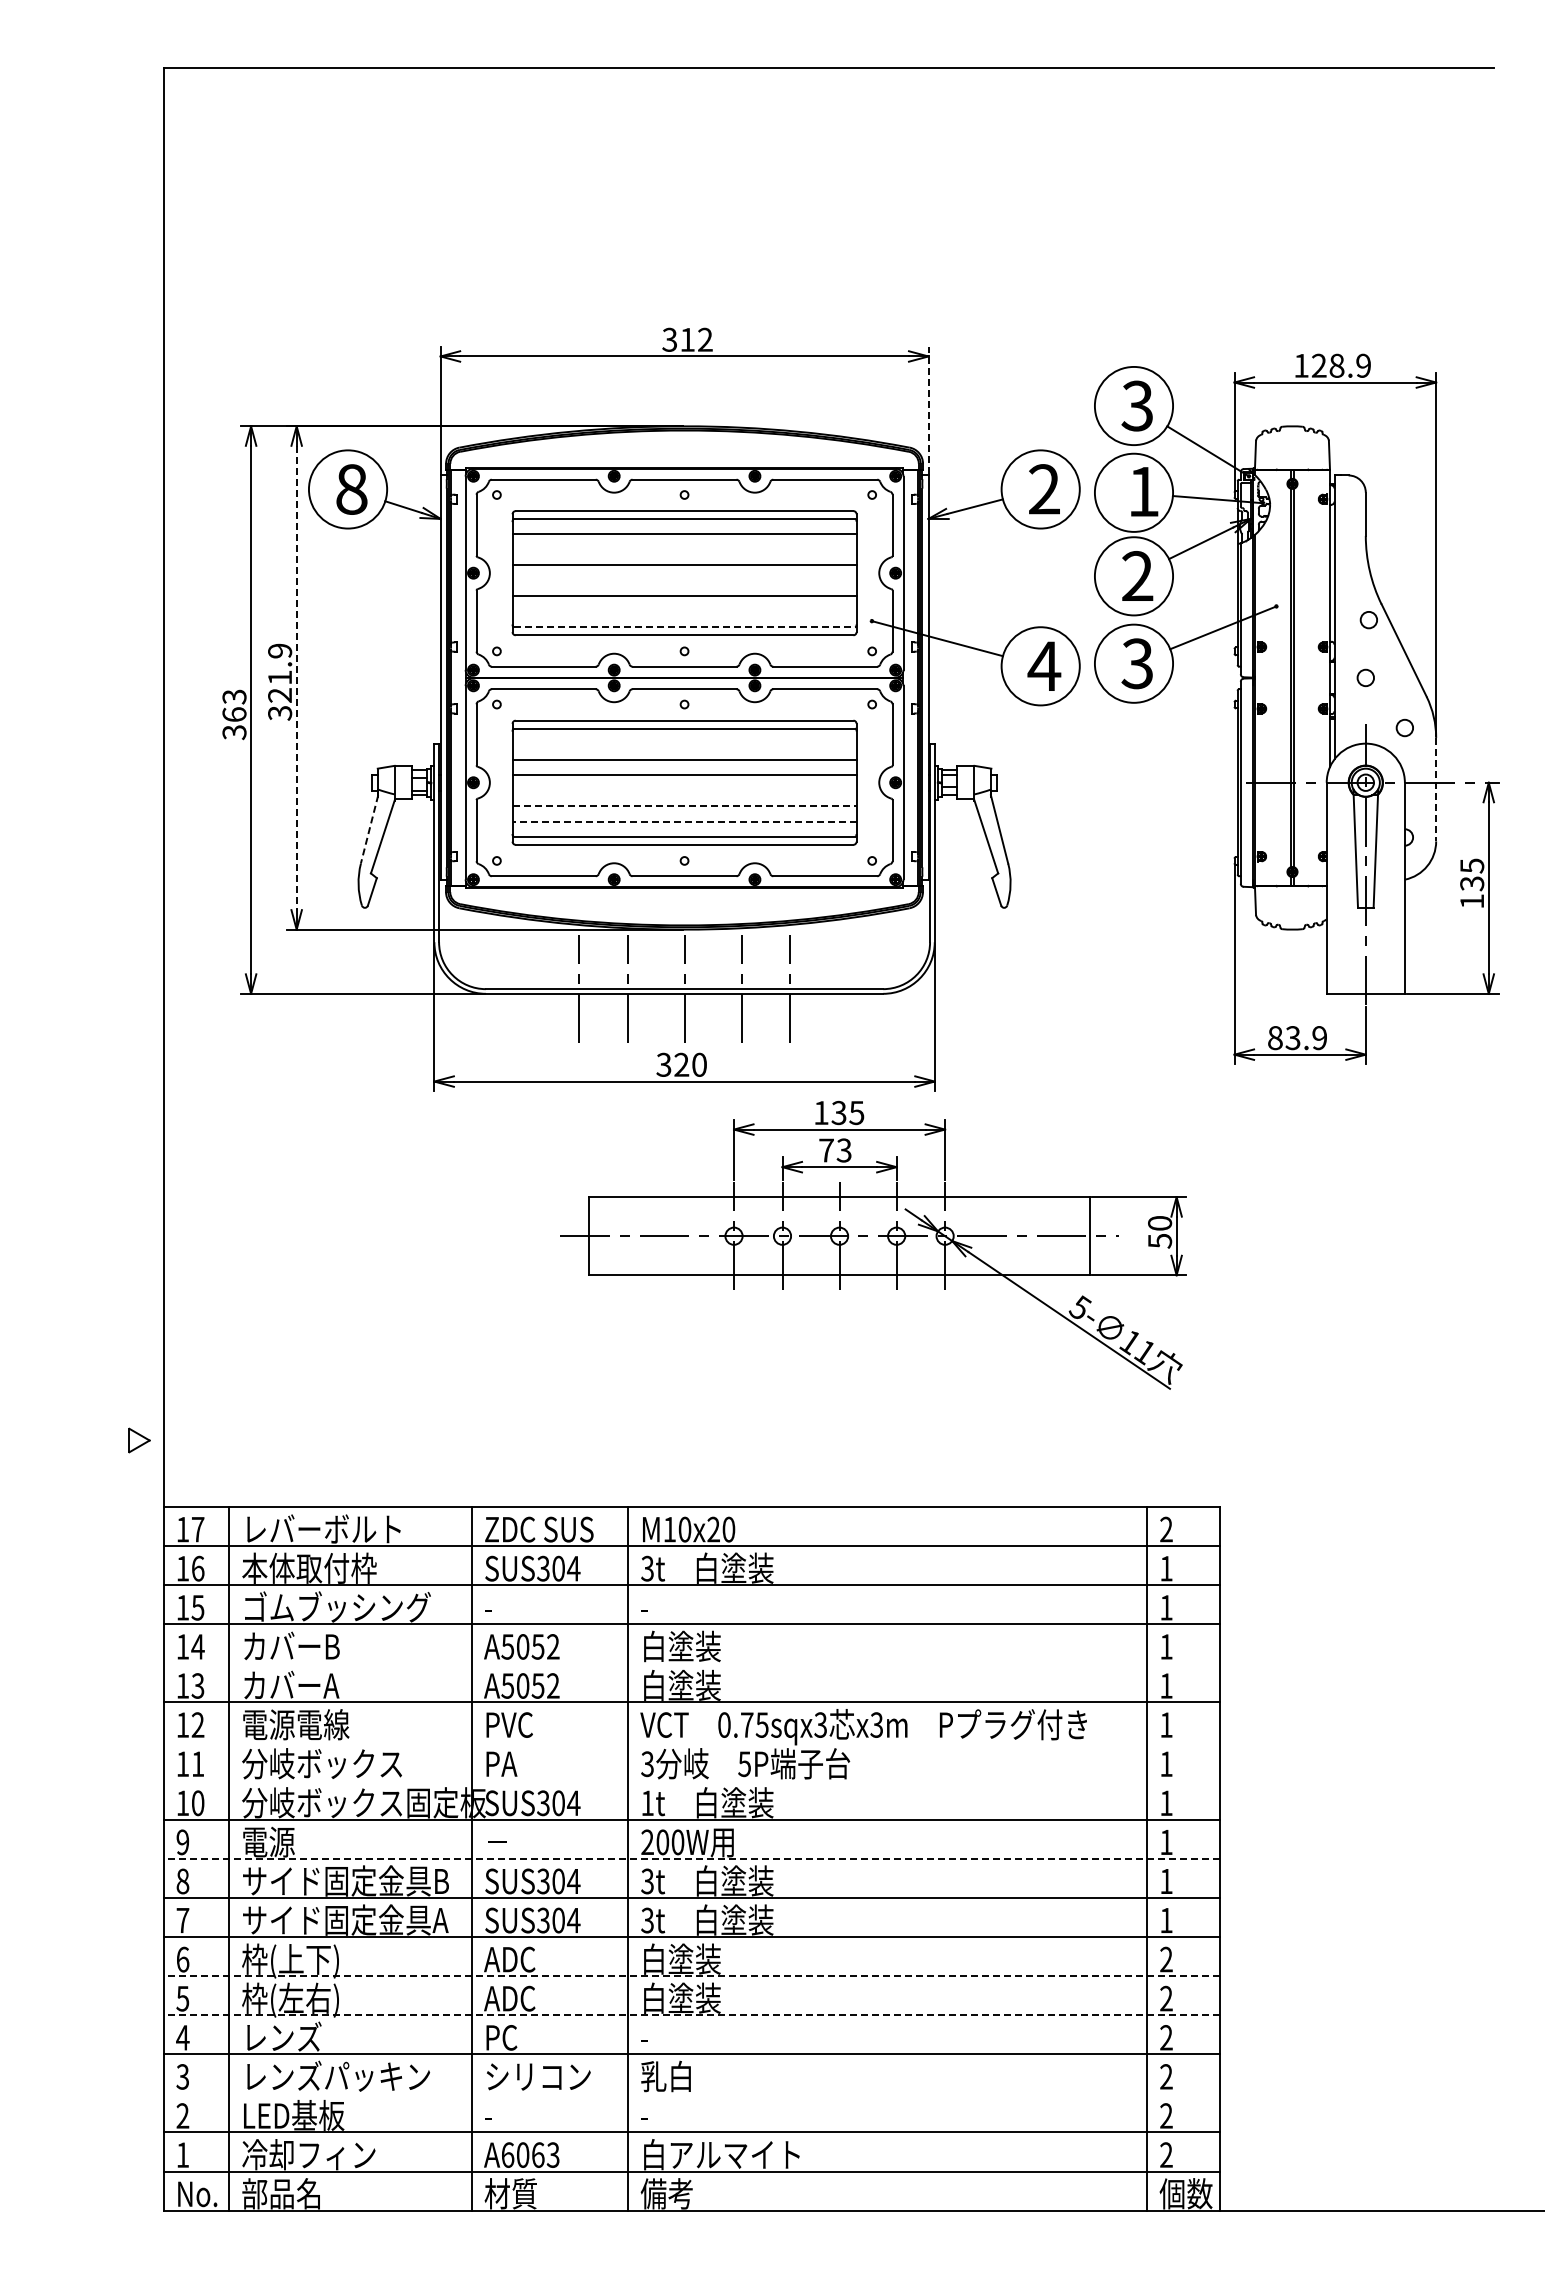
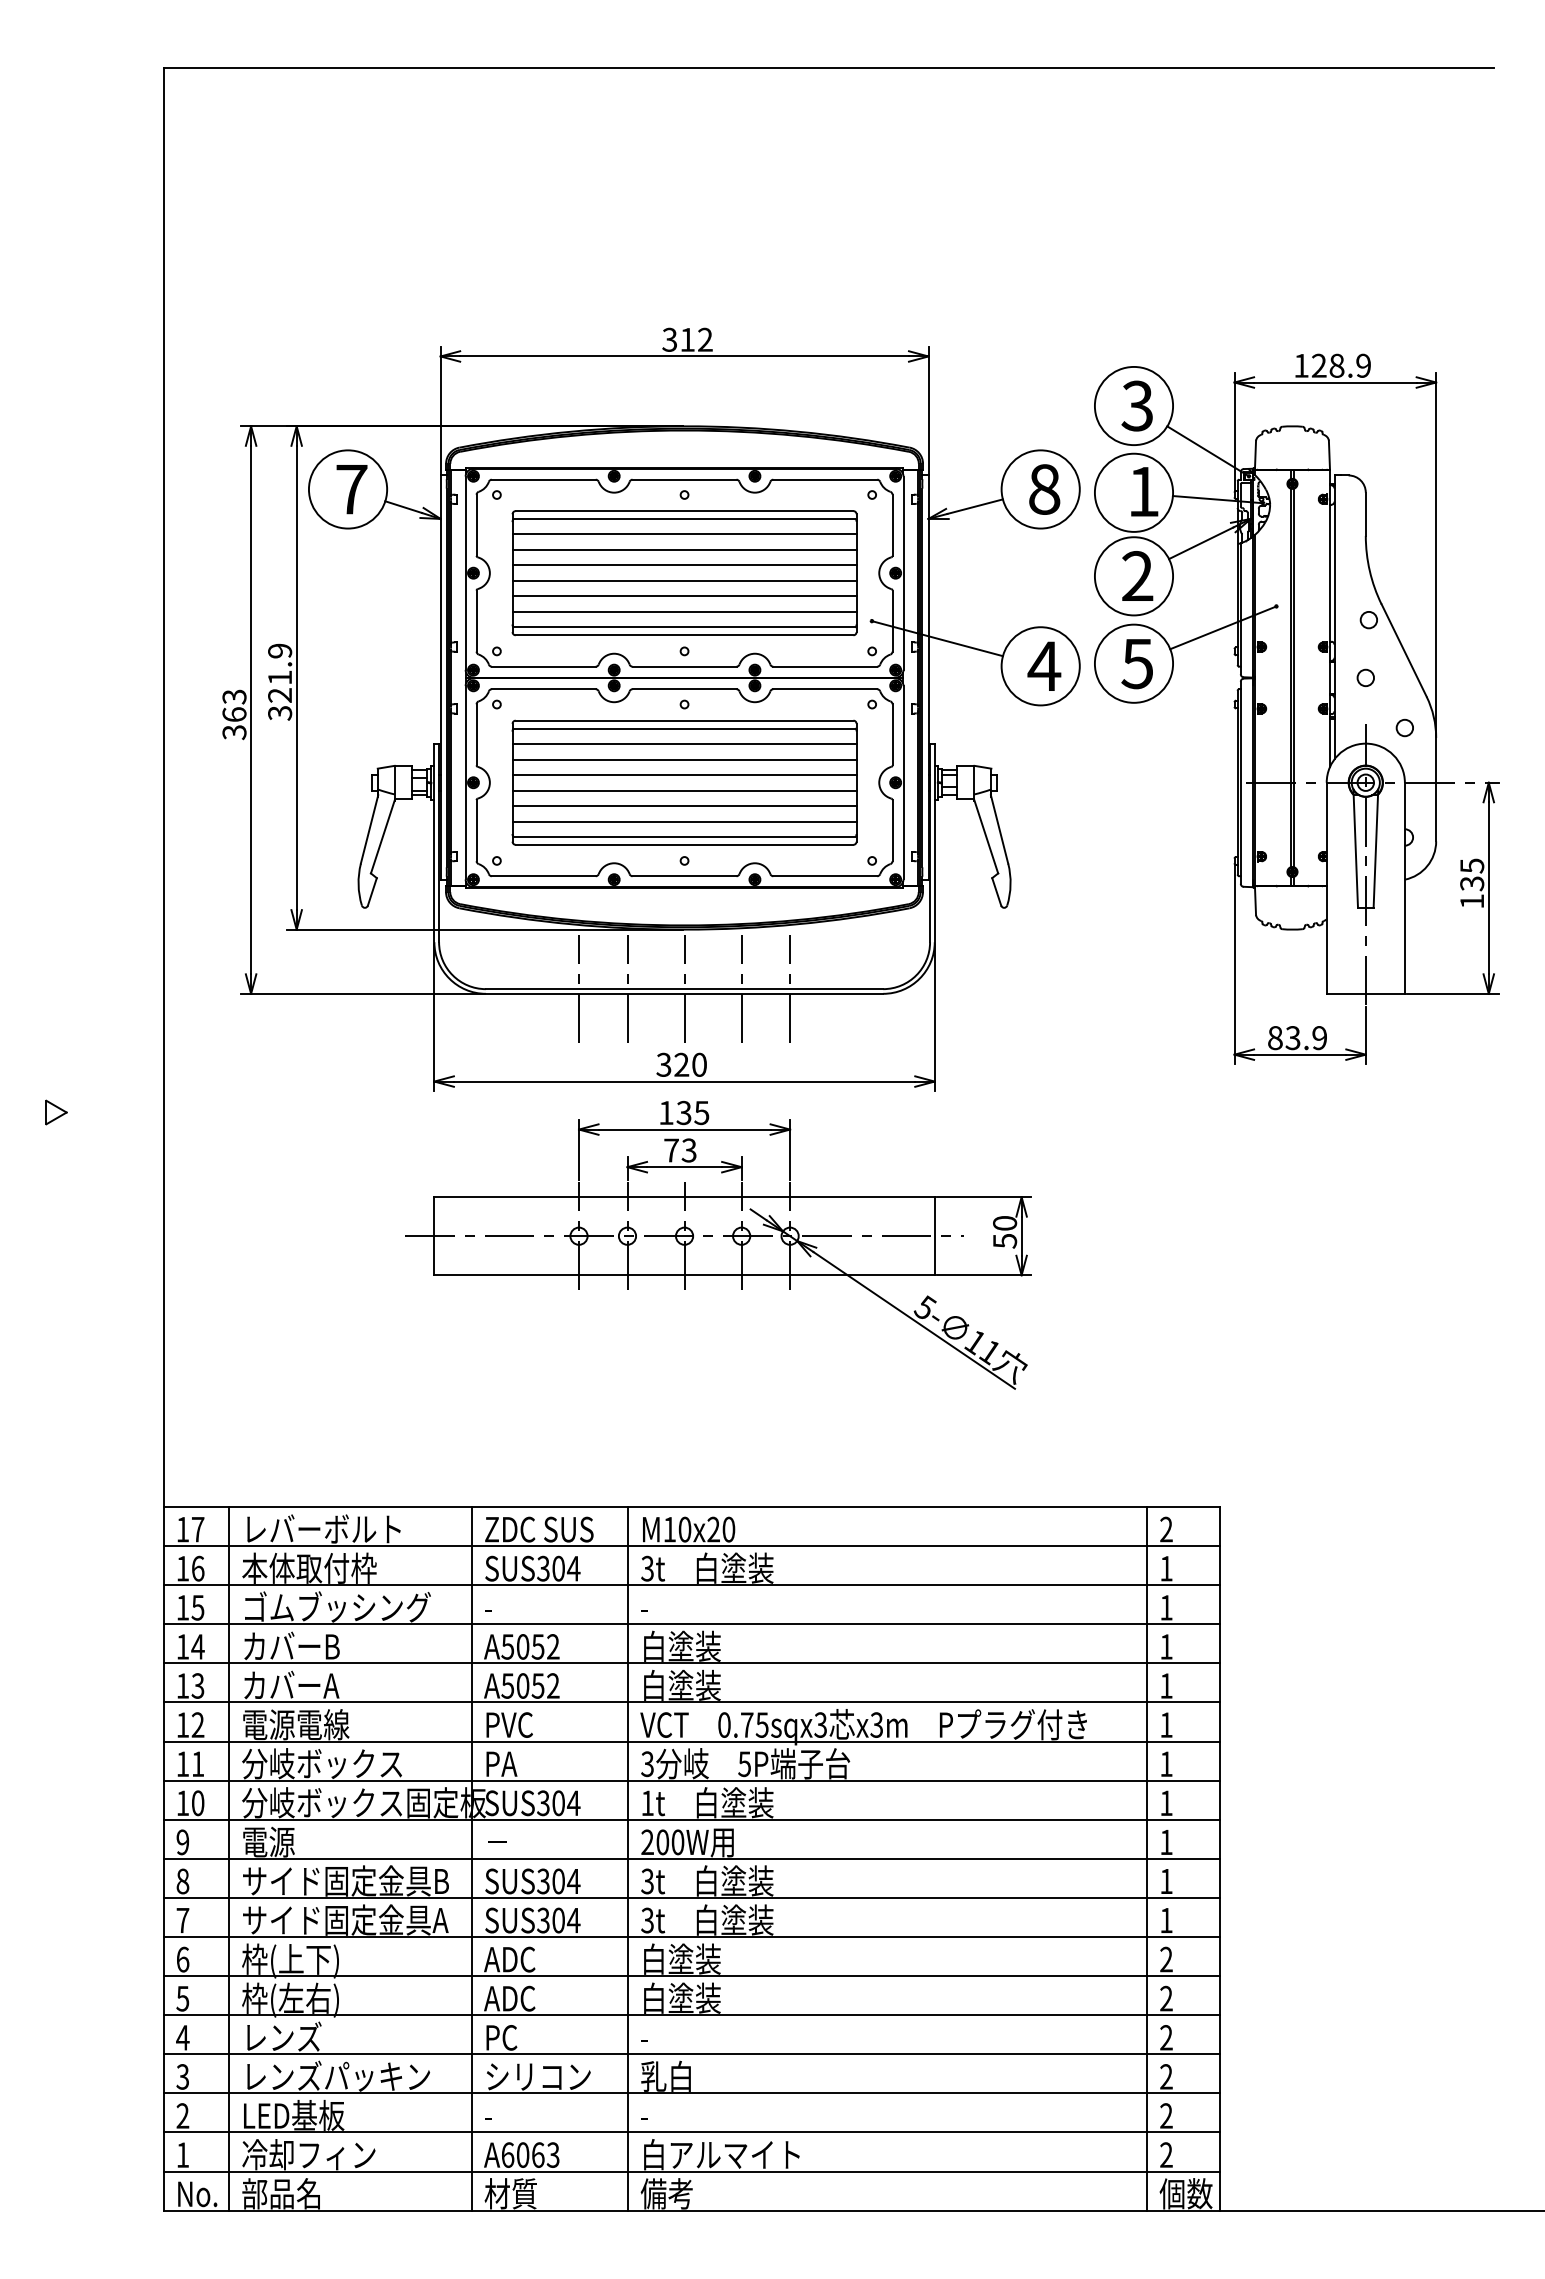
line: dashed -> solid (928, 409)
text: 8 -> 7 (351, 489)
text: 2 -> 8 (1044, 489)
line: none -> present (684, 550)
line: none -> present (684, 581)
line: none -> present (684, 611)
line: dashed -> solid (685, 627)
text: 3 -> 5 (1136, 663)
line: dashed -> solid (296, 678)
line: none -> present (684, 743)
line: dashed -> solid (1436, 789)
line: none -> present (684, 790)
line: dashed -> solid (685, 805)
line: dashed -> solid (684, 821)
line: dashed -> solid (369, 829)
part position: (873, 1244) -> (718, 1244) (718, 1244)
part position: (139, 1440) -> (56, 1112) (56, 1112)
line: none -> present (691, 1663)
line: none -> present (691, 1741)
line: none -> present (691, 1780)
line: dashed -> solid (691, 1858)
line: dashed -> solid (691, 1976)
line: dashed -> solid (691, 2015)
line: none -> present (691, 2093)
